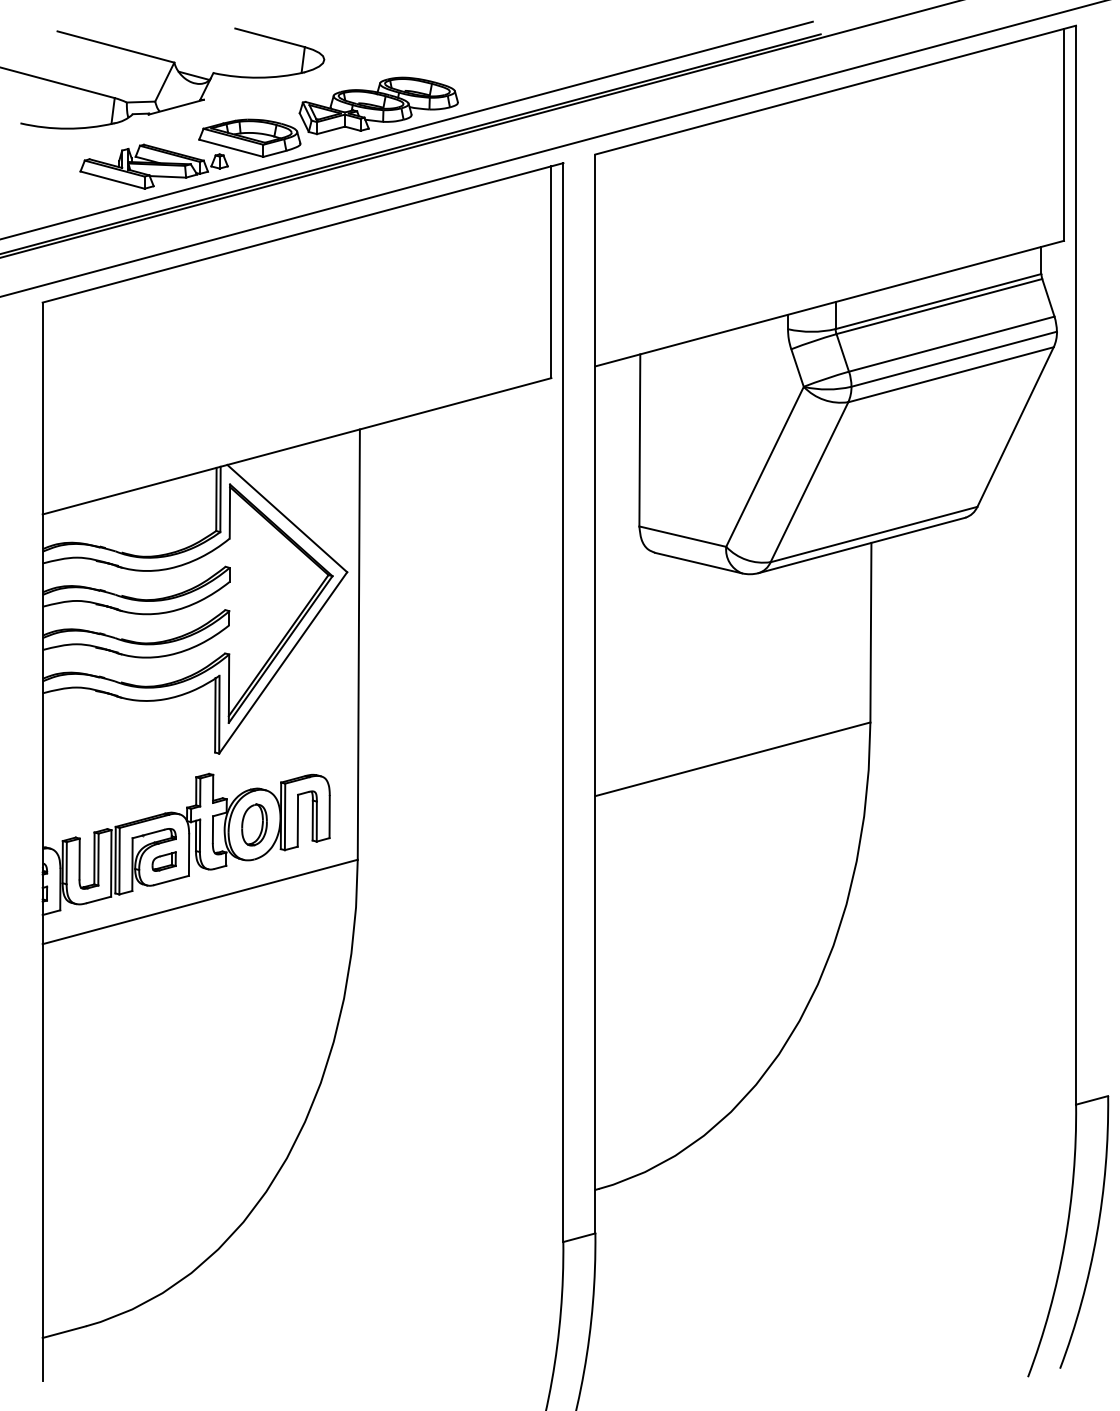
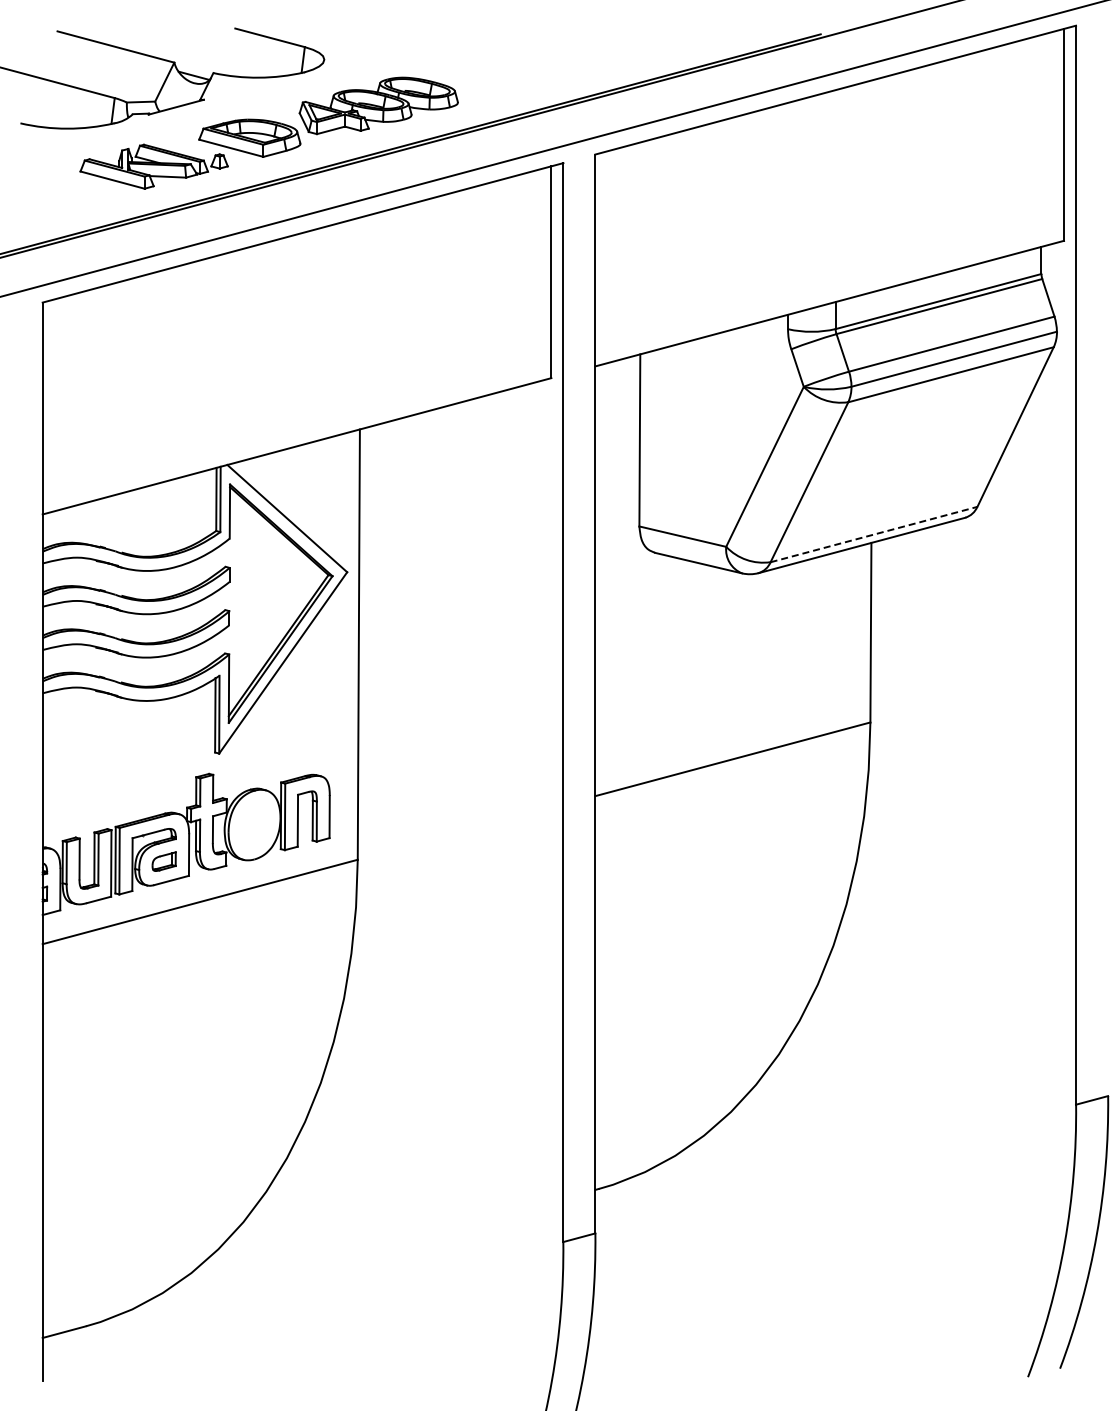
line: present -> none (407, 129)
line: solid -> dashed (874, 534)
part: present -> none (254, 824)
